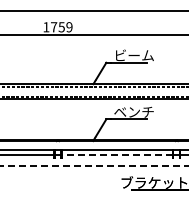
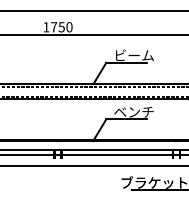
text: 1759 -> 1750 (69, 27)
line: dashed -> solid (117, 155)
line: dashed -> solid (93, 165)
